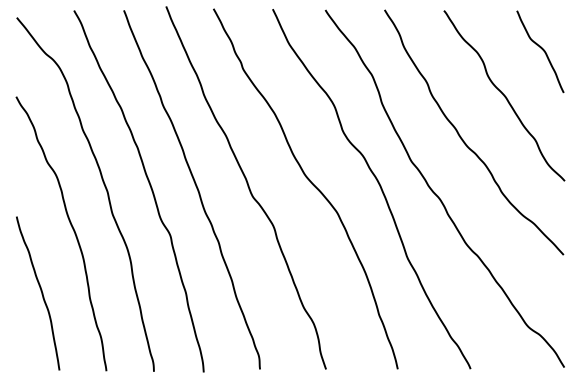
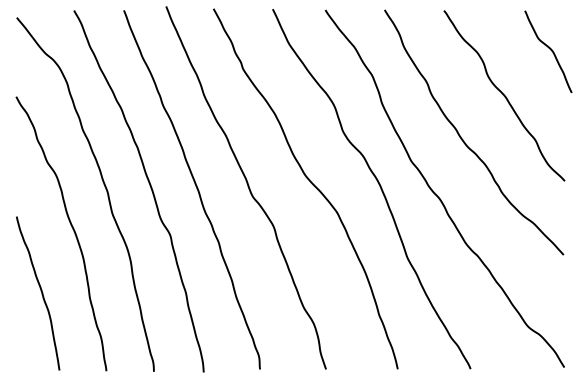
curve position: (541, 49) -> (549, 49) (549, 49)
